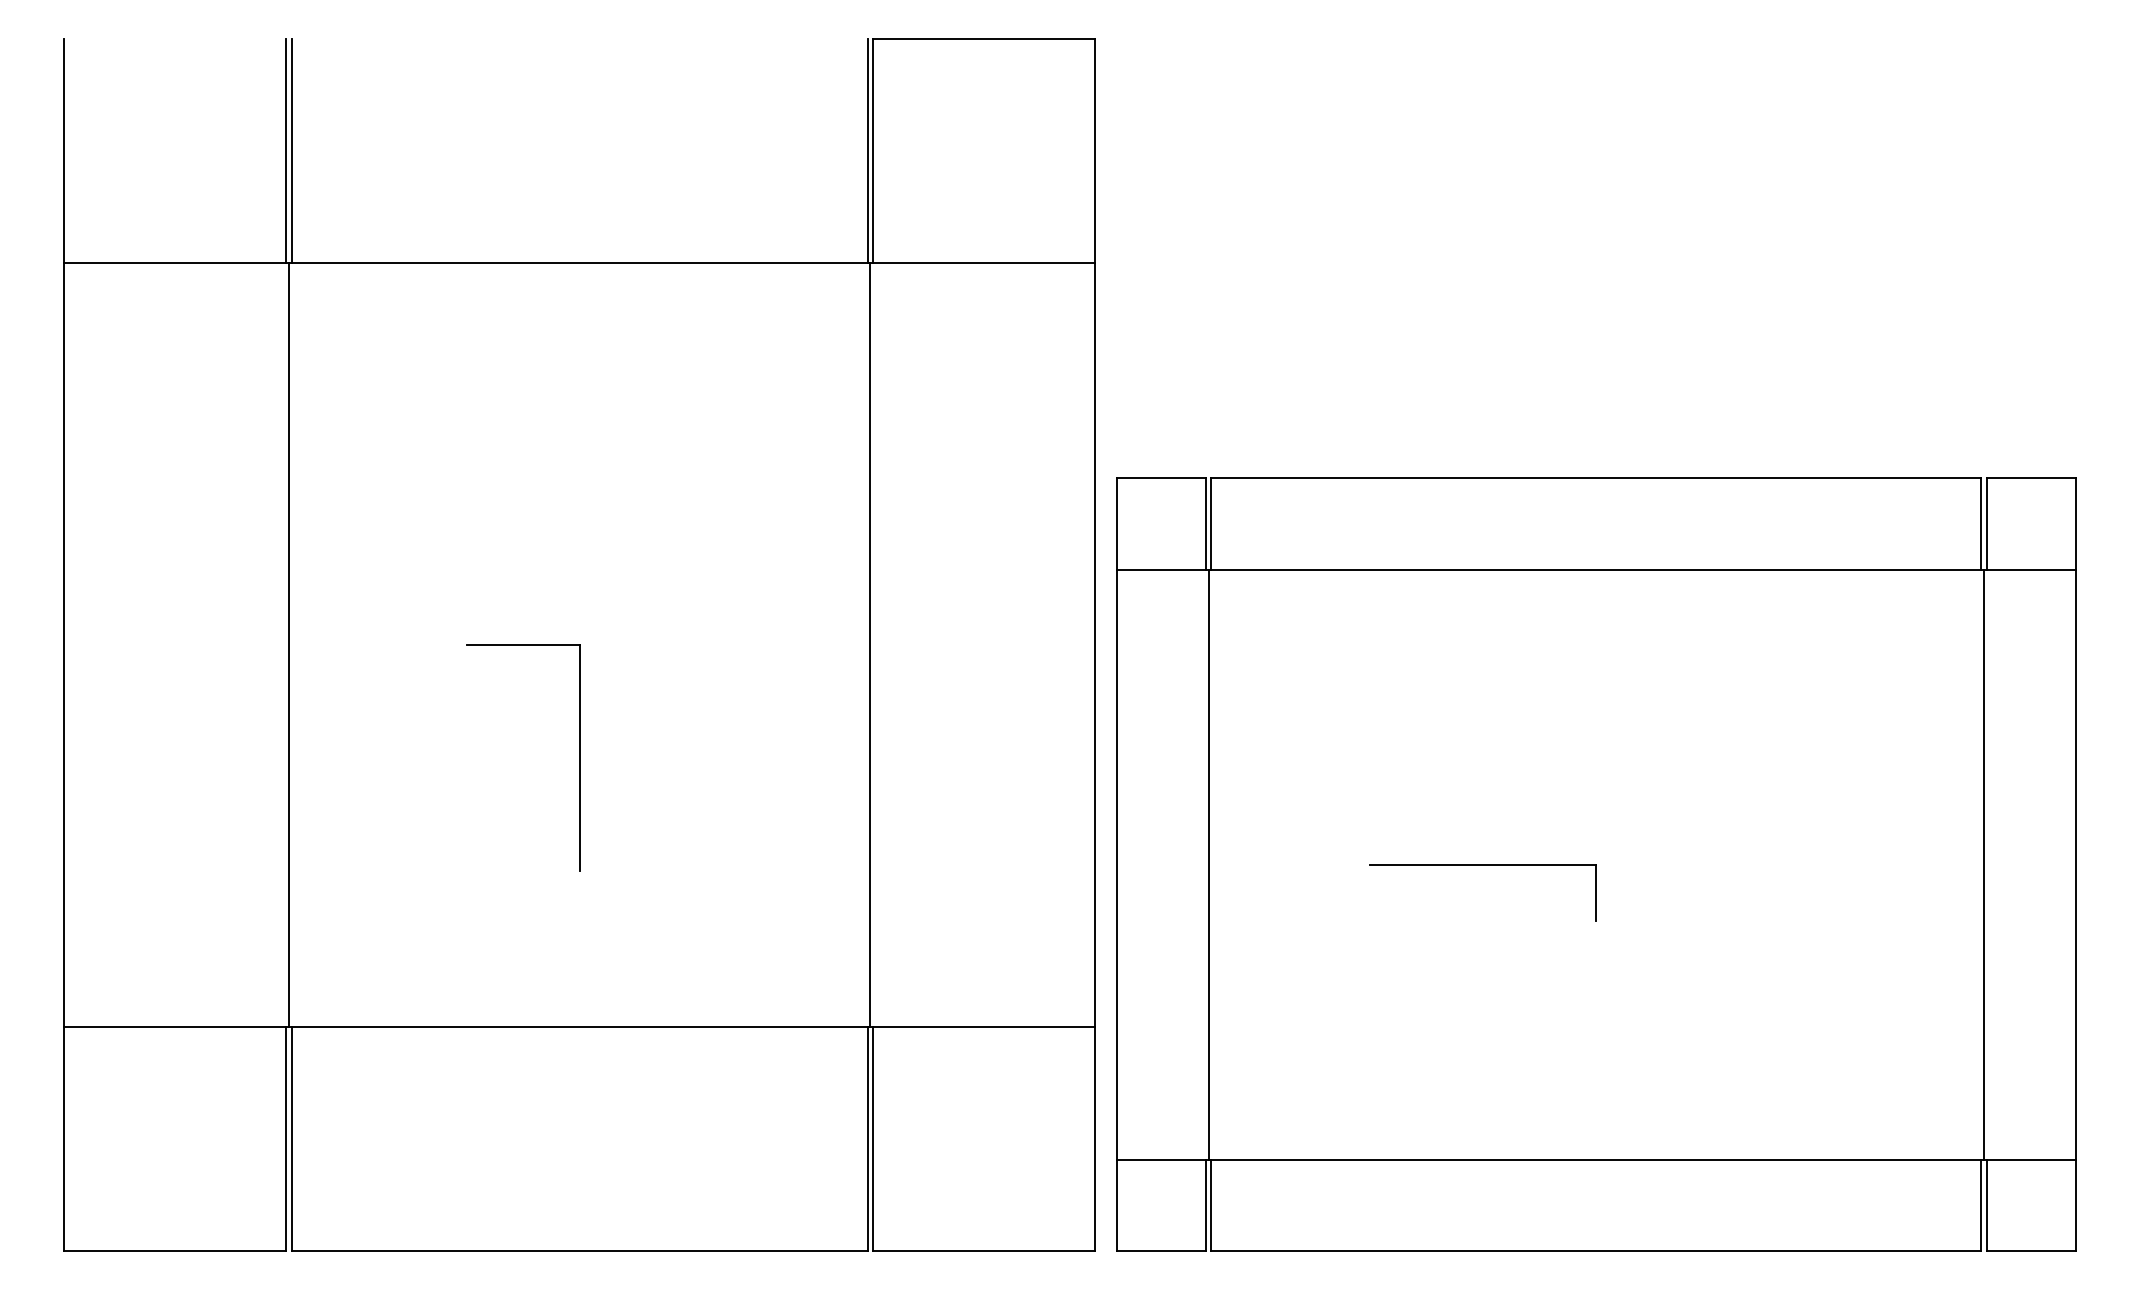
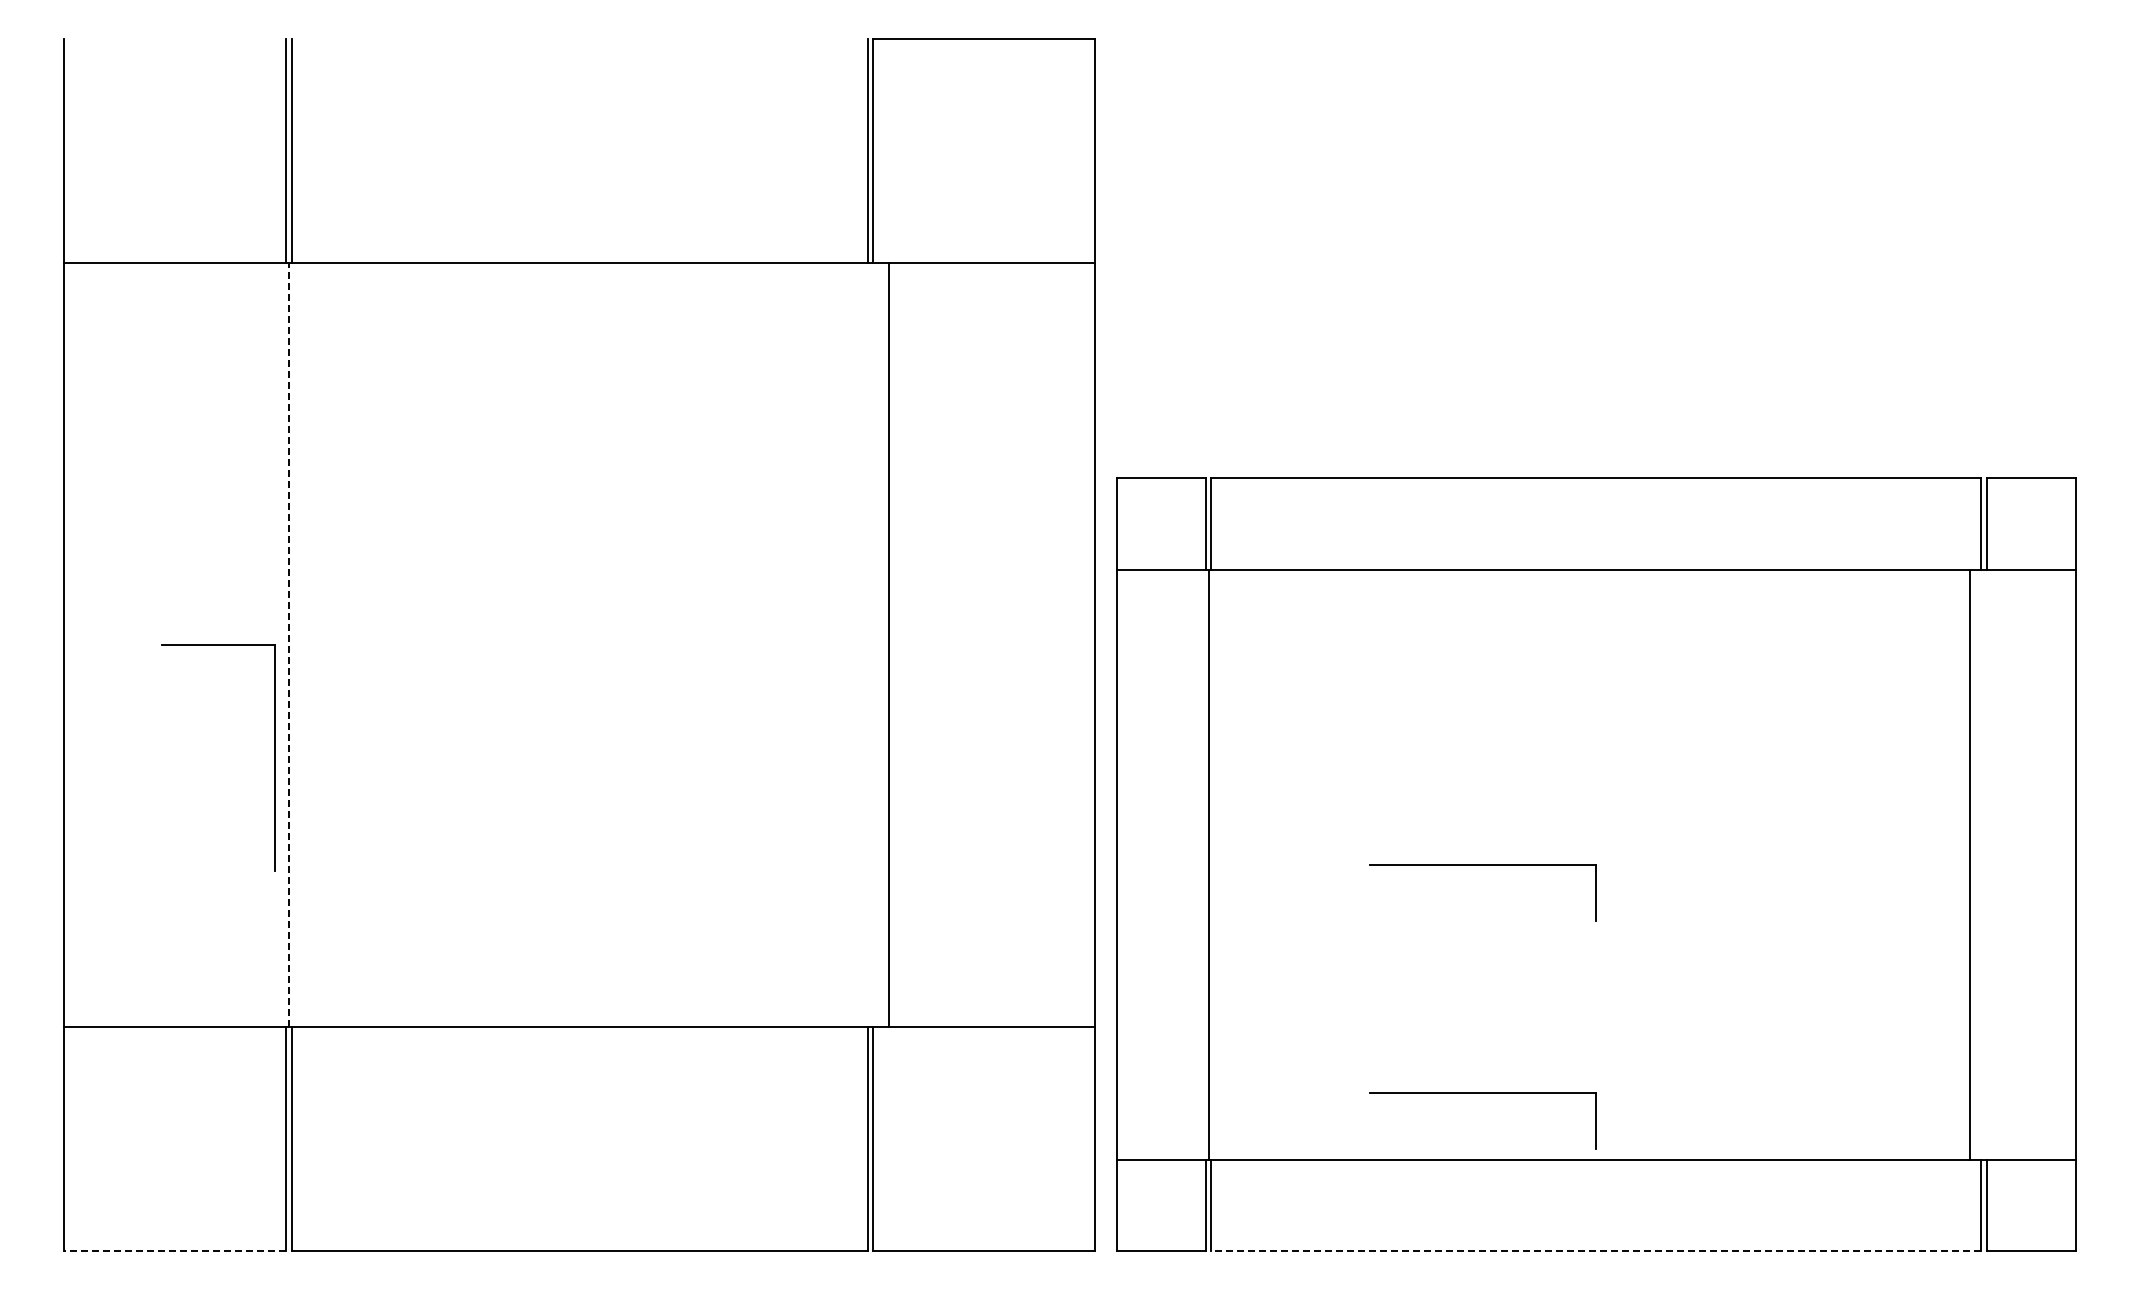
line position: (870, 644) -> (889, 644) (889, 644)
line: solid -> dashed (288, 645)
part position: (579, 757) -> (274, 757) (274, 757)
line position: (1984, 864) -> (1970, 864) (1970, 864)
part: none -> present (1482, 1093)
line: solid -> dashed (174, 1251)
line: solid -> dashed (1595, 1251)
